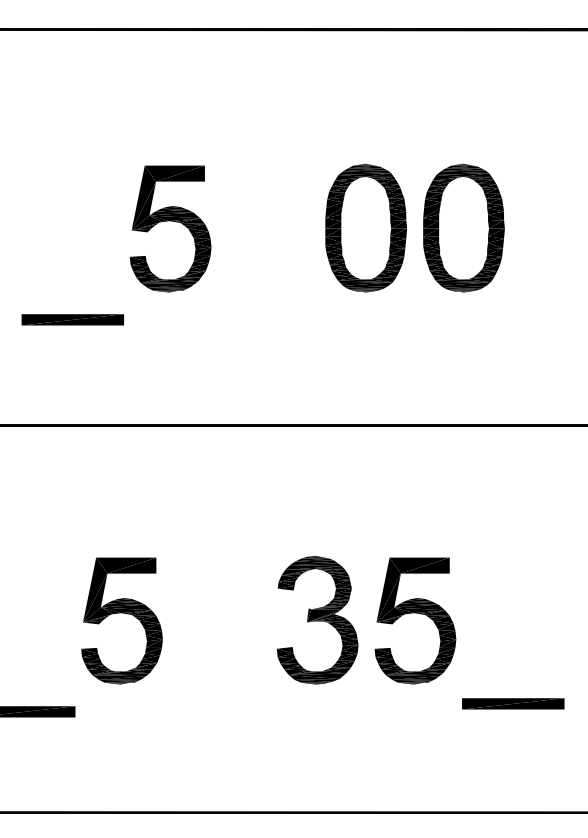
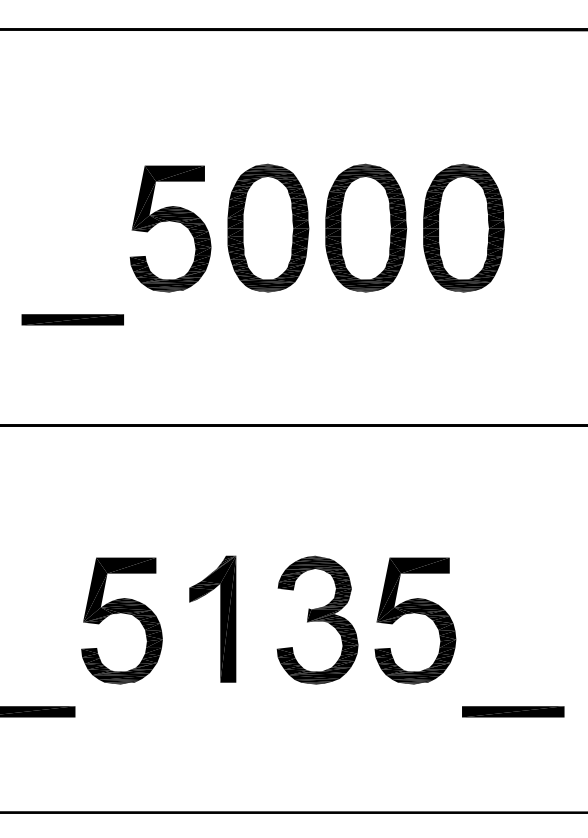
part: none -> present (268, 227)
part: none -> present (220, 618)
part position: (513, 703) -> (513, 711) (513, 711)
